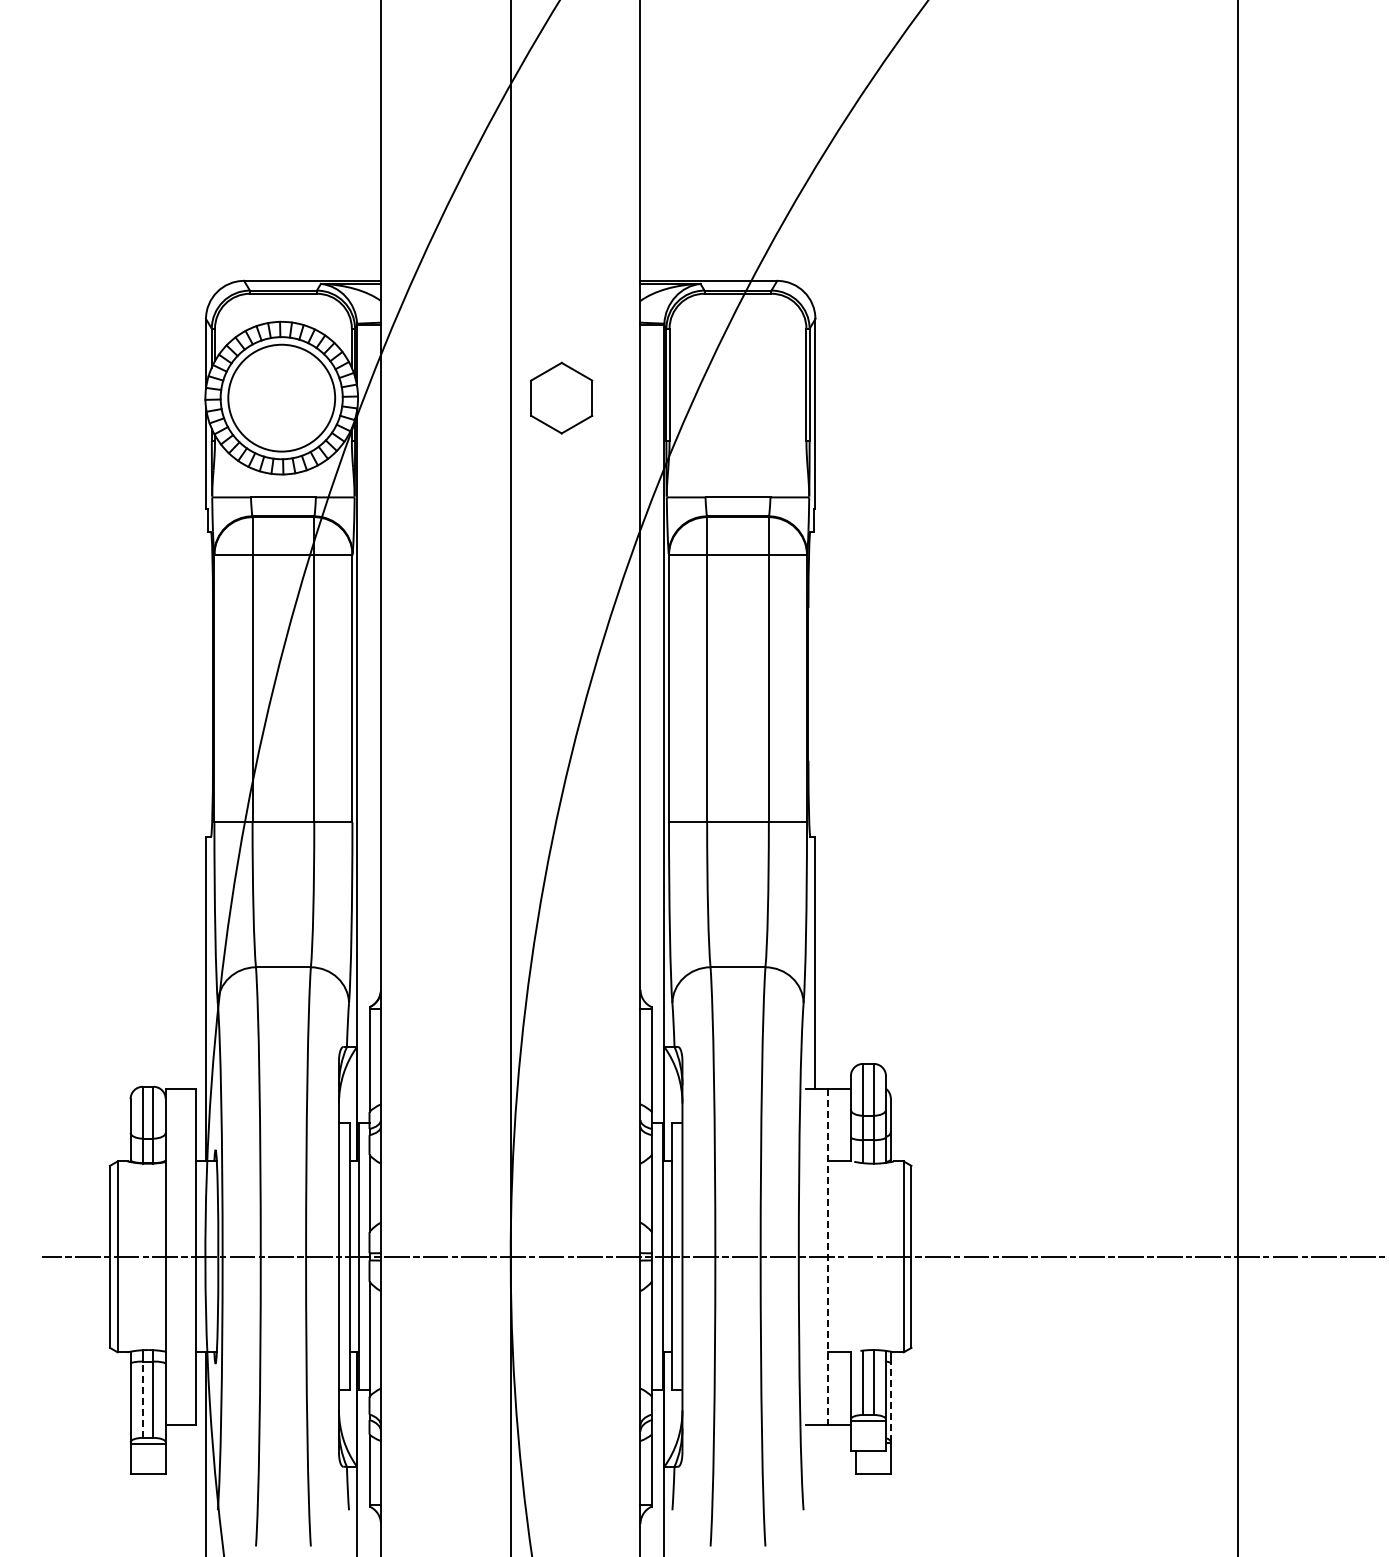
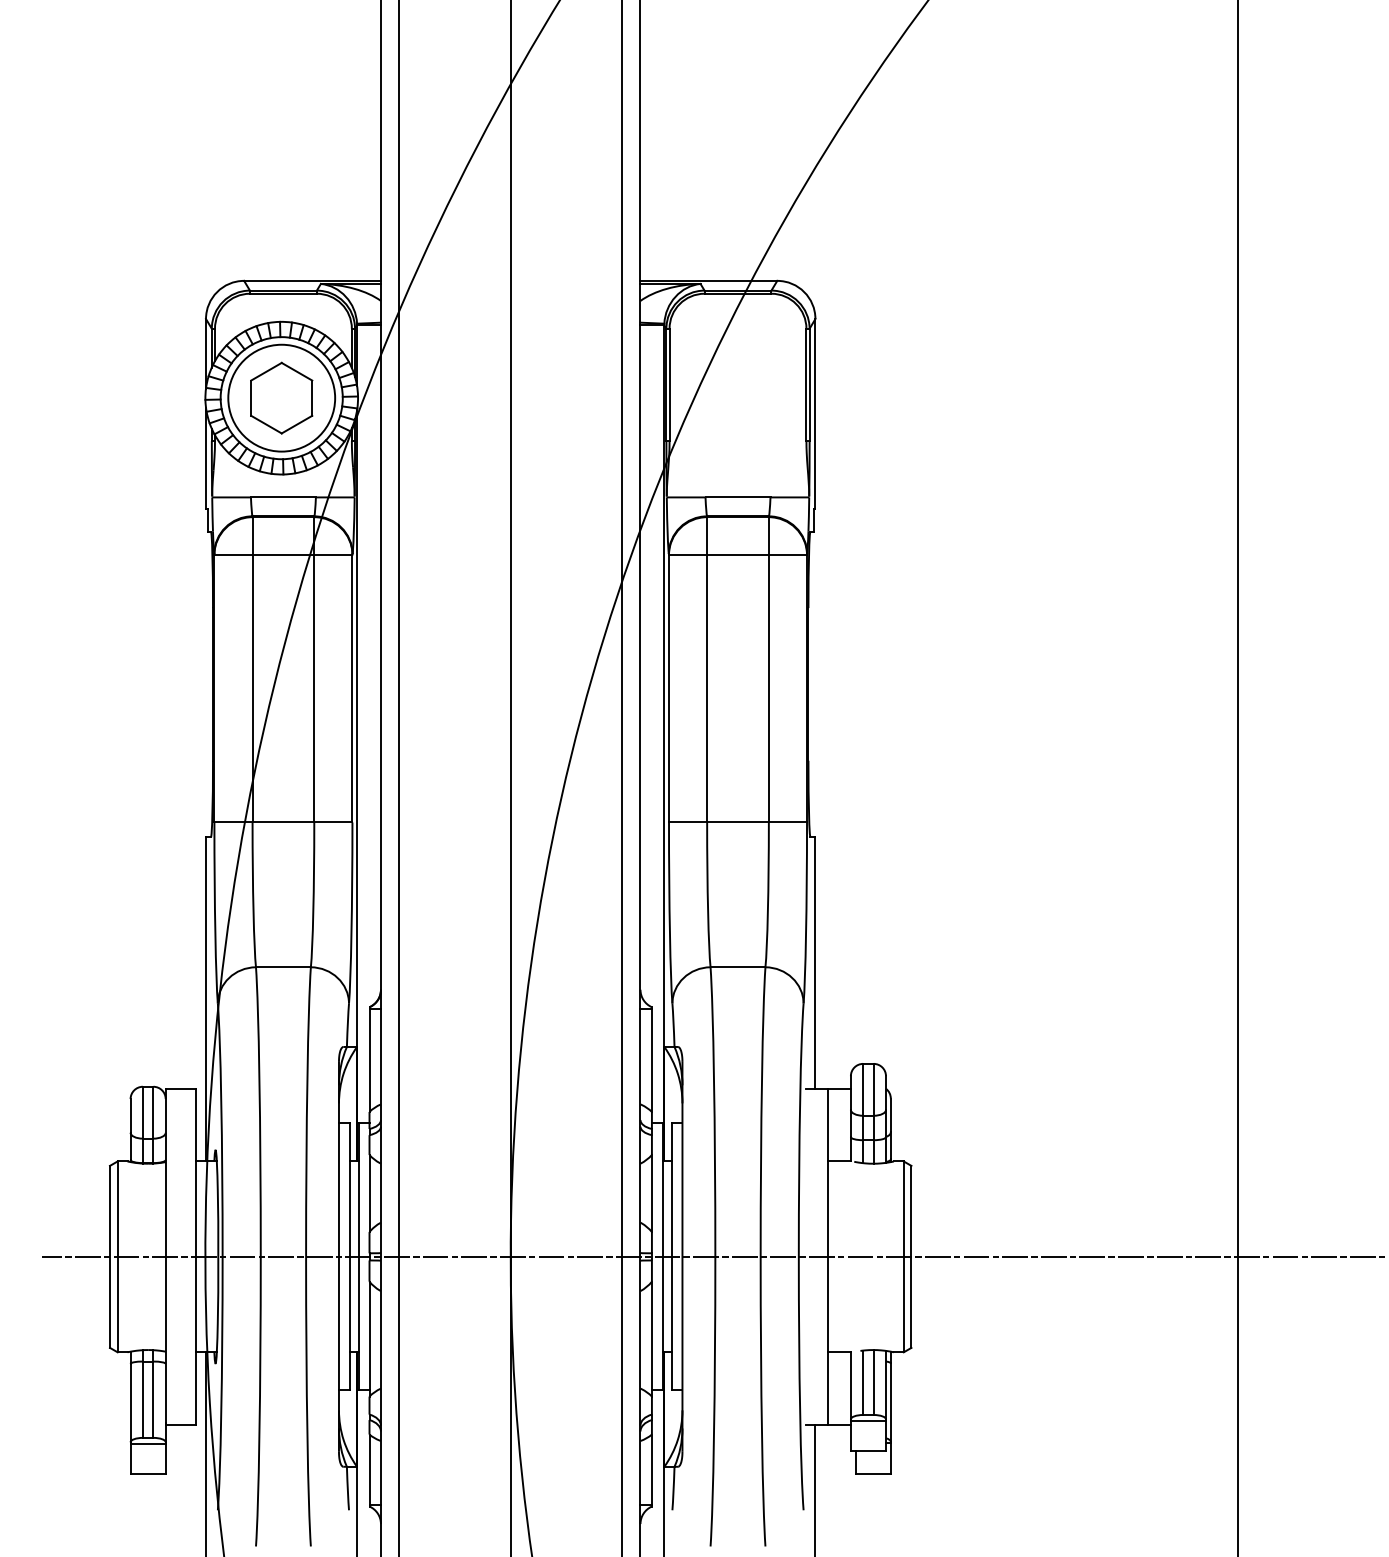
part position: (561, 397) -> (281, 397) (281, 397)
line: none -> present (399, 777)
line: none -> present (622, 777)
line: dashed -> solid (828, 1256)
line: dashed -> solid (142, 1399)
line: dashed -> solid (890, 1402)
line: none -> present (815, 1488)
